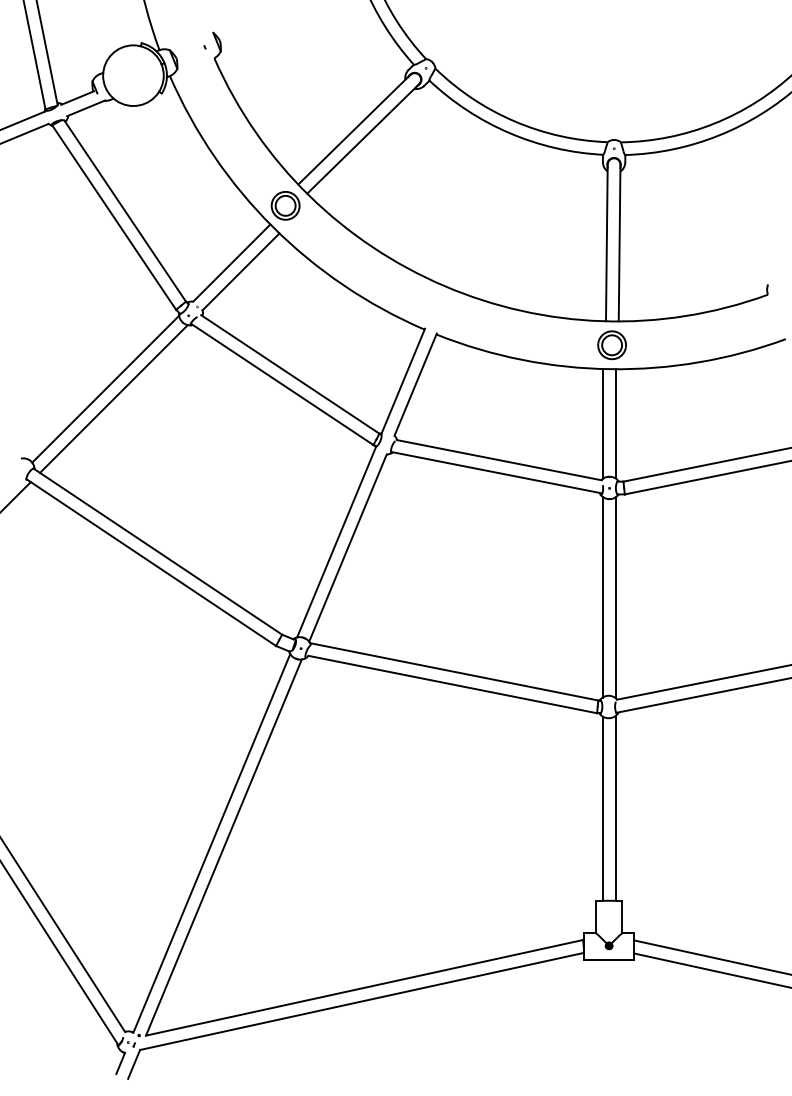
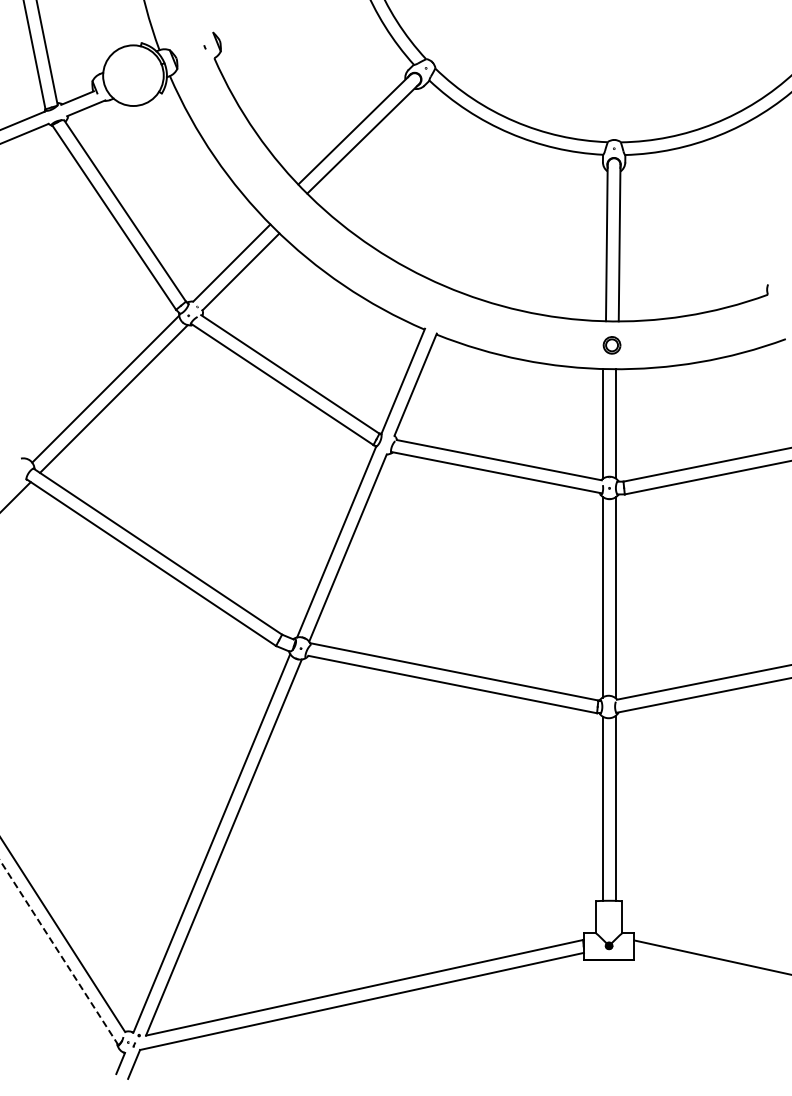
part: present -> none (285, 205)
part size: 30x31 px -> 20x19 px (611, 345)
line: solid -> dashed (59, 952)
line: present -> none (711, 970)
